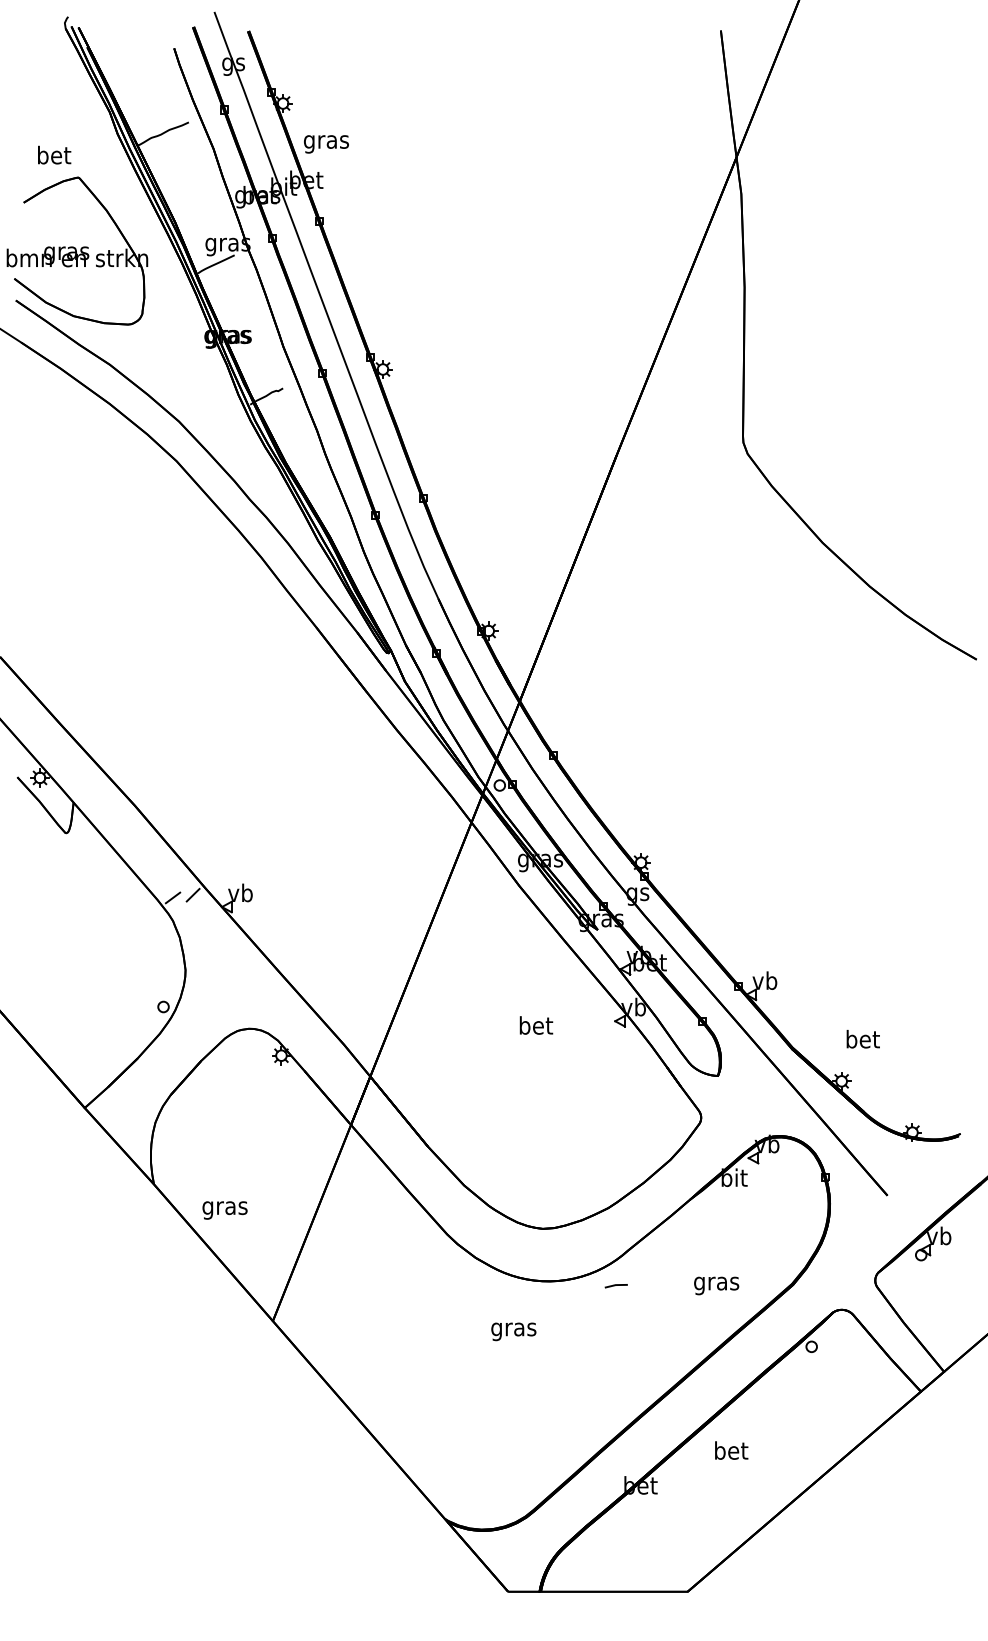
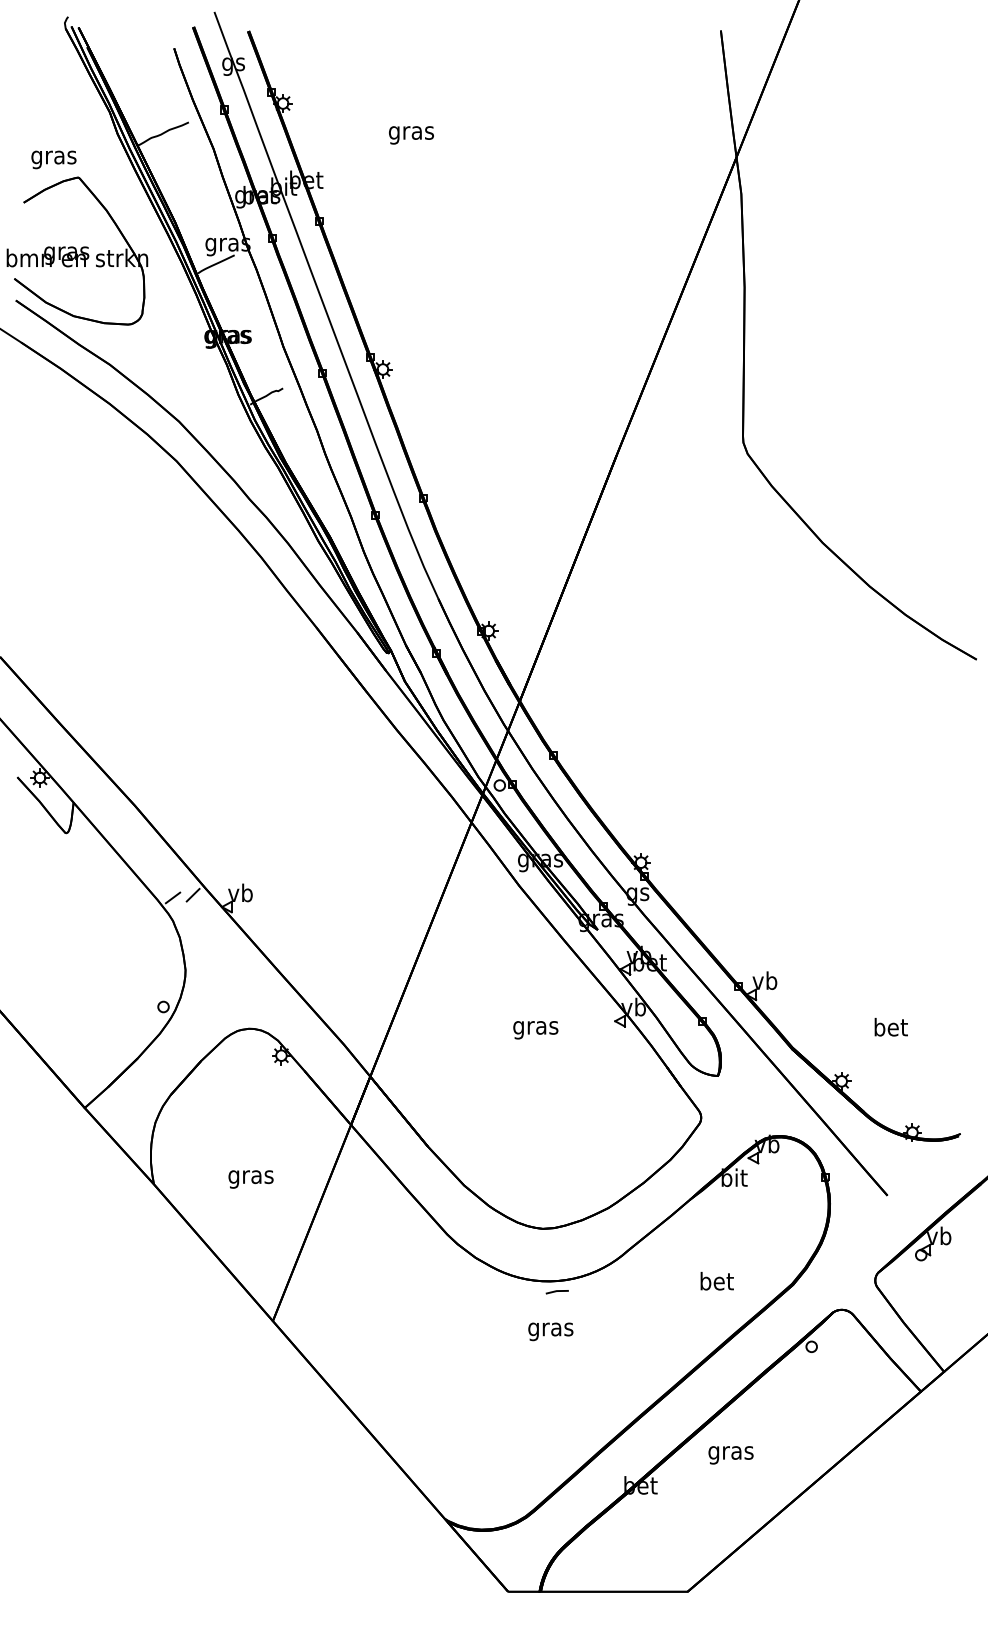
text position: (326, 144) -> (411, 135) (411, 135)
text: bet -> gras (53, 157)
text: bet -> gras (535, 1027)
text position: (862, 1039) -> (890, 1027) (890, 1027)
text position: (224, 1210) -> (250, 1179) (250, 1179)
text: gras -> bet (716, 1283)
line position: (615, 1286) -> (556, 1292) (556, 1292)
text position: (513, 1331) -> (550, 1331) (550, 1331)
text: bet -> gras (730, 1452)
